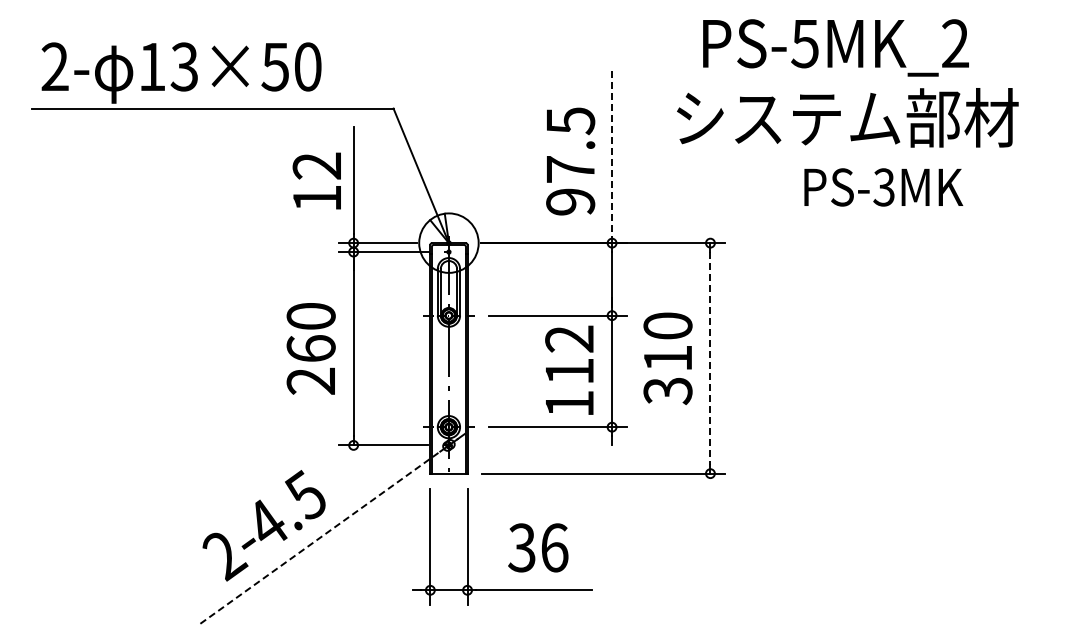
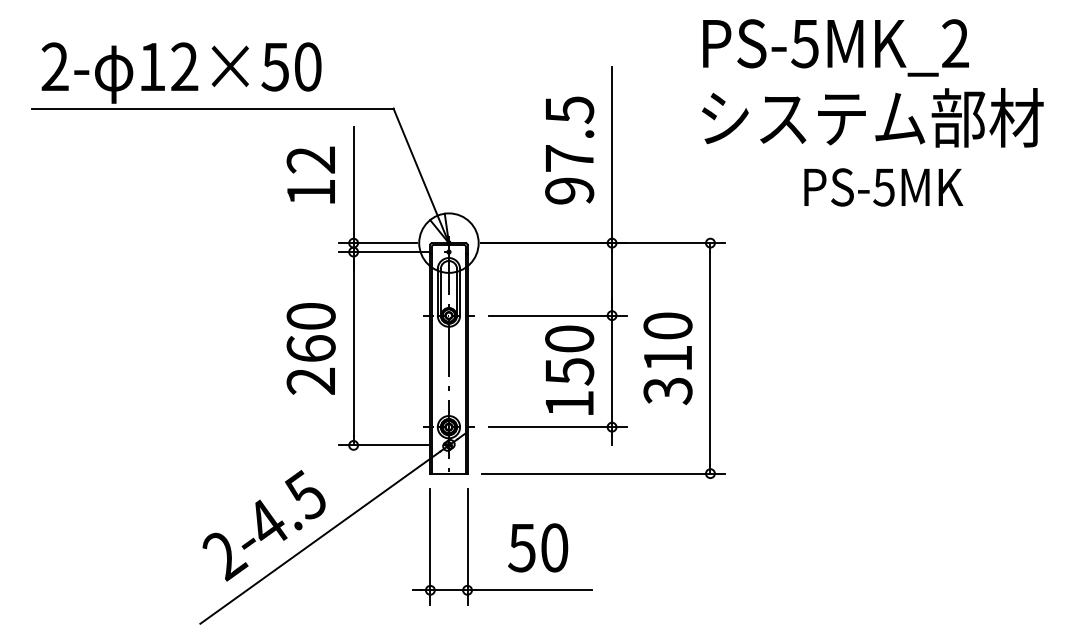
text: 13×50 -> 12×50 (184, 66)
text position: (847, 117) -> (872, 117) (872, 117)
line: dashed -> solid (612, 154)
text position: (570, 161) -> (569, 150) (569, 150)
text position: (316, 180) -> (310, 174) (310, 174)
text: PS-3MK -> PS-5MK (883, 187)
text: 112 -> 150 (569, 355)
line: dashed -> solid (710, 358)
line: dashed -> solid (320, 537)
text: 36 -> 50 (538, 547)
